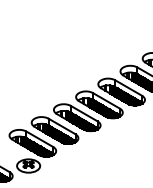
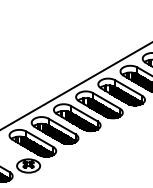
line: none -> present (75, 86)
